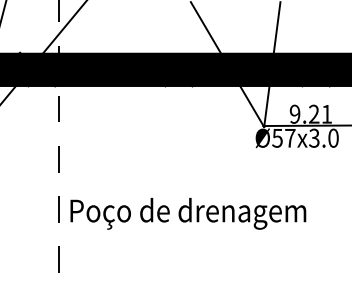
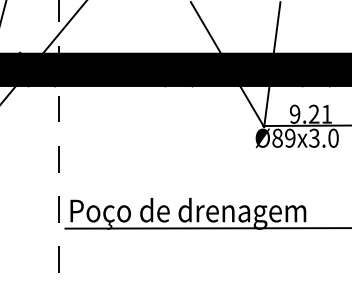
text: Ø57 -> Ø89 (283, 137)
line: none -> present (206, 228)
